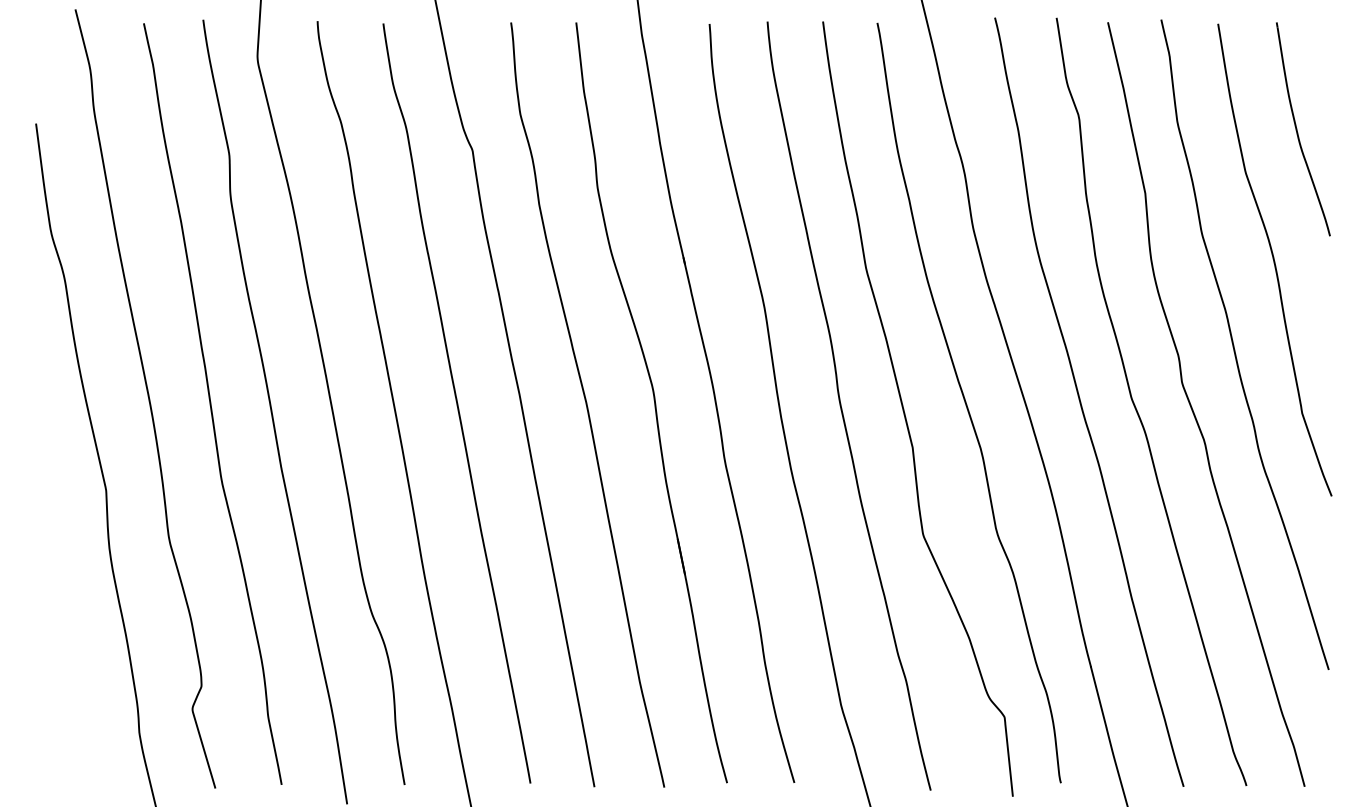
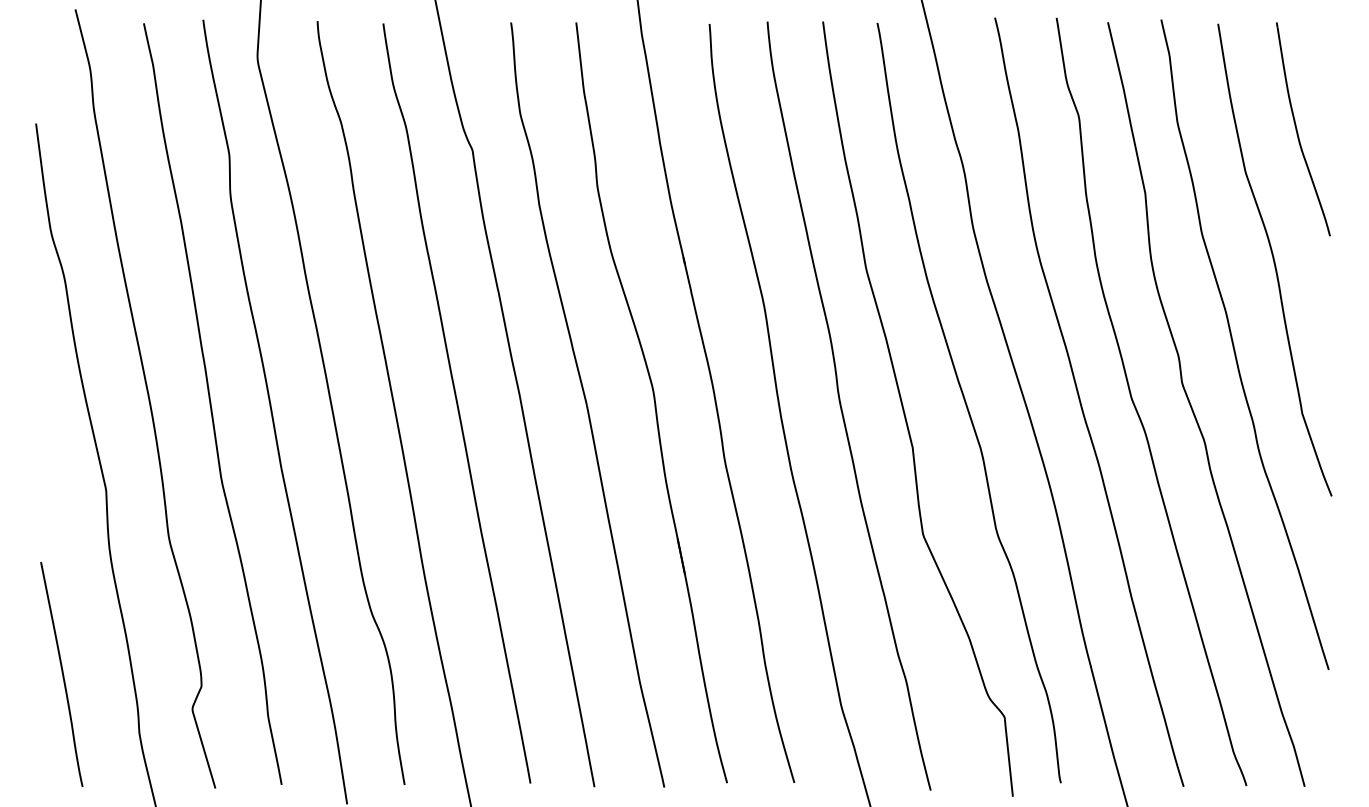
curve: none -> present (62, 674)
